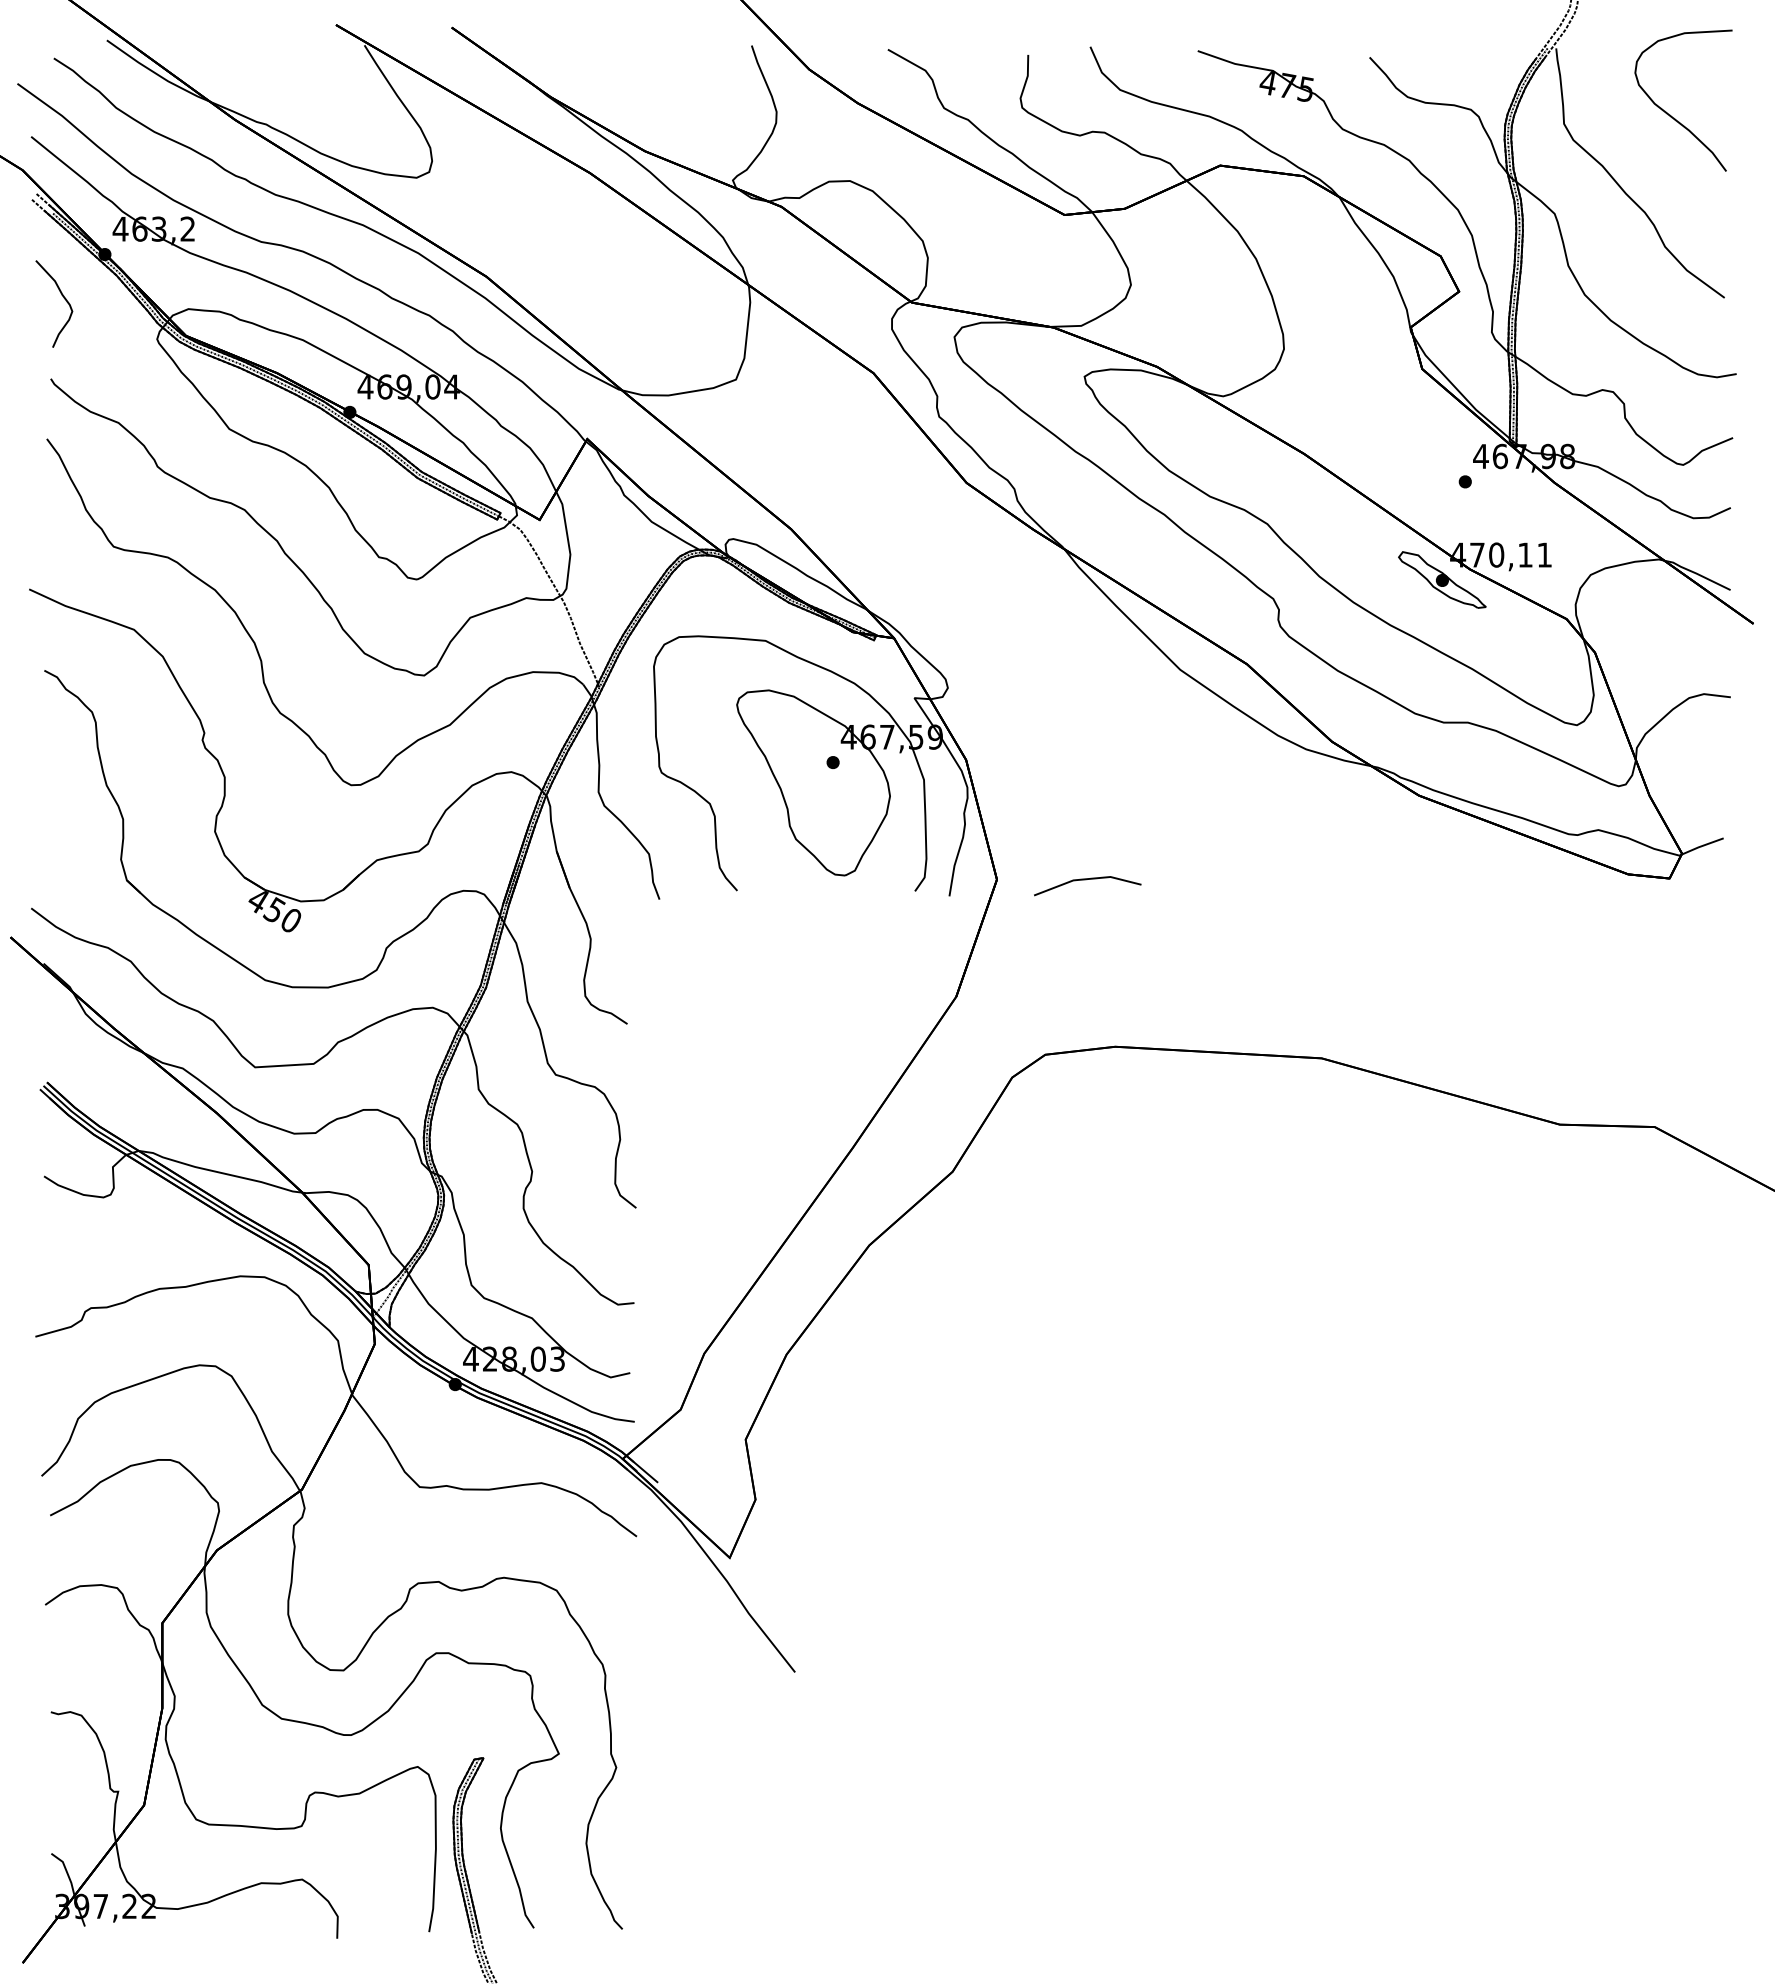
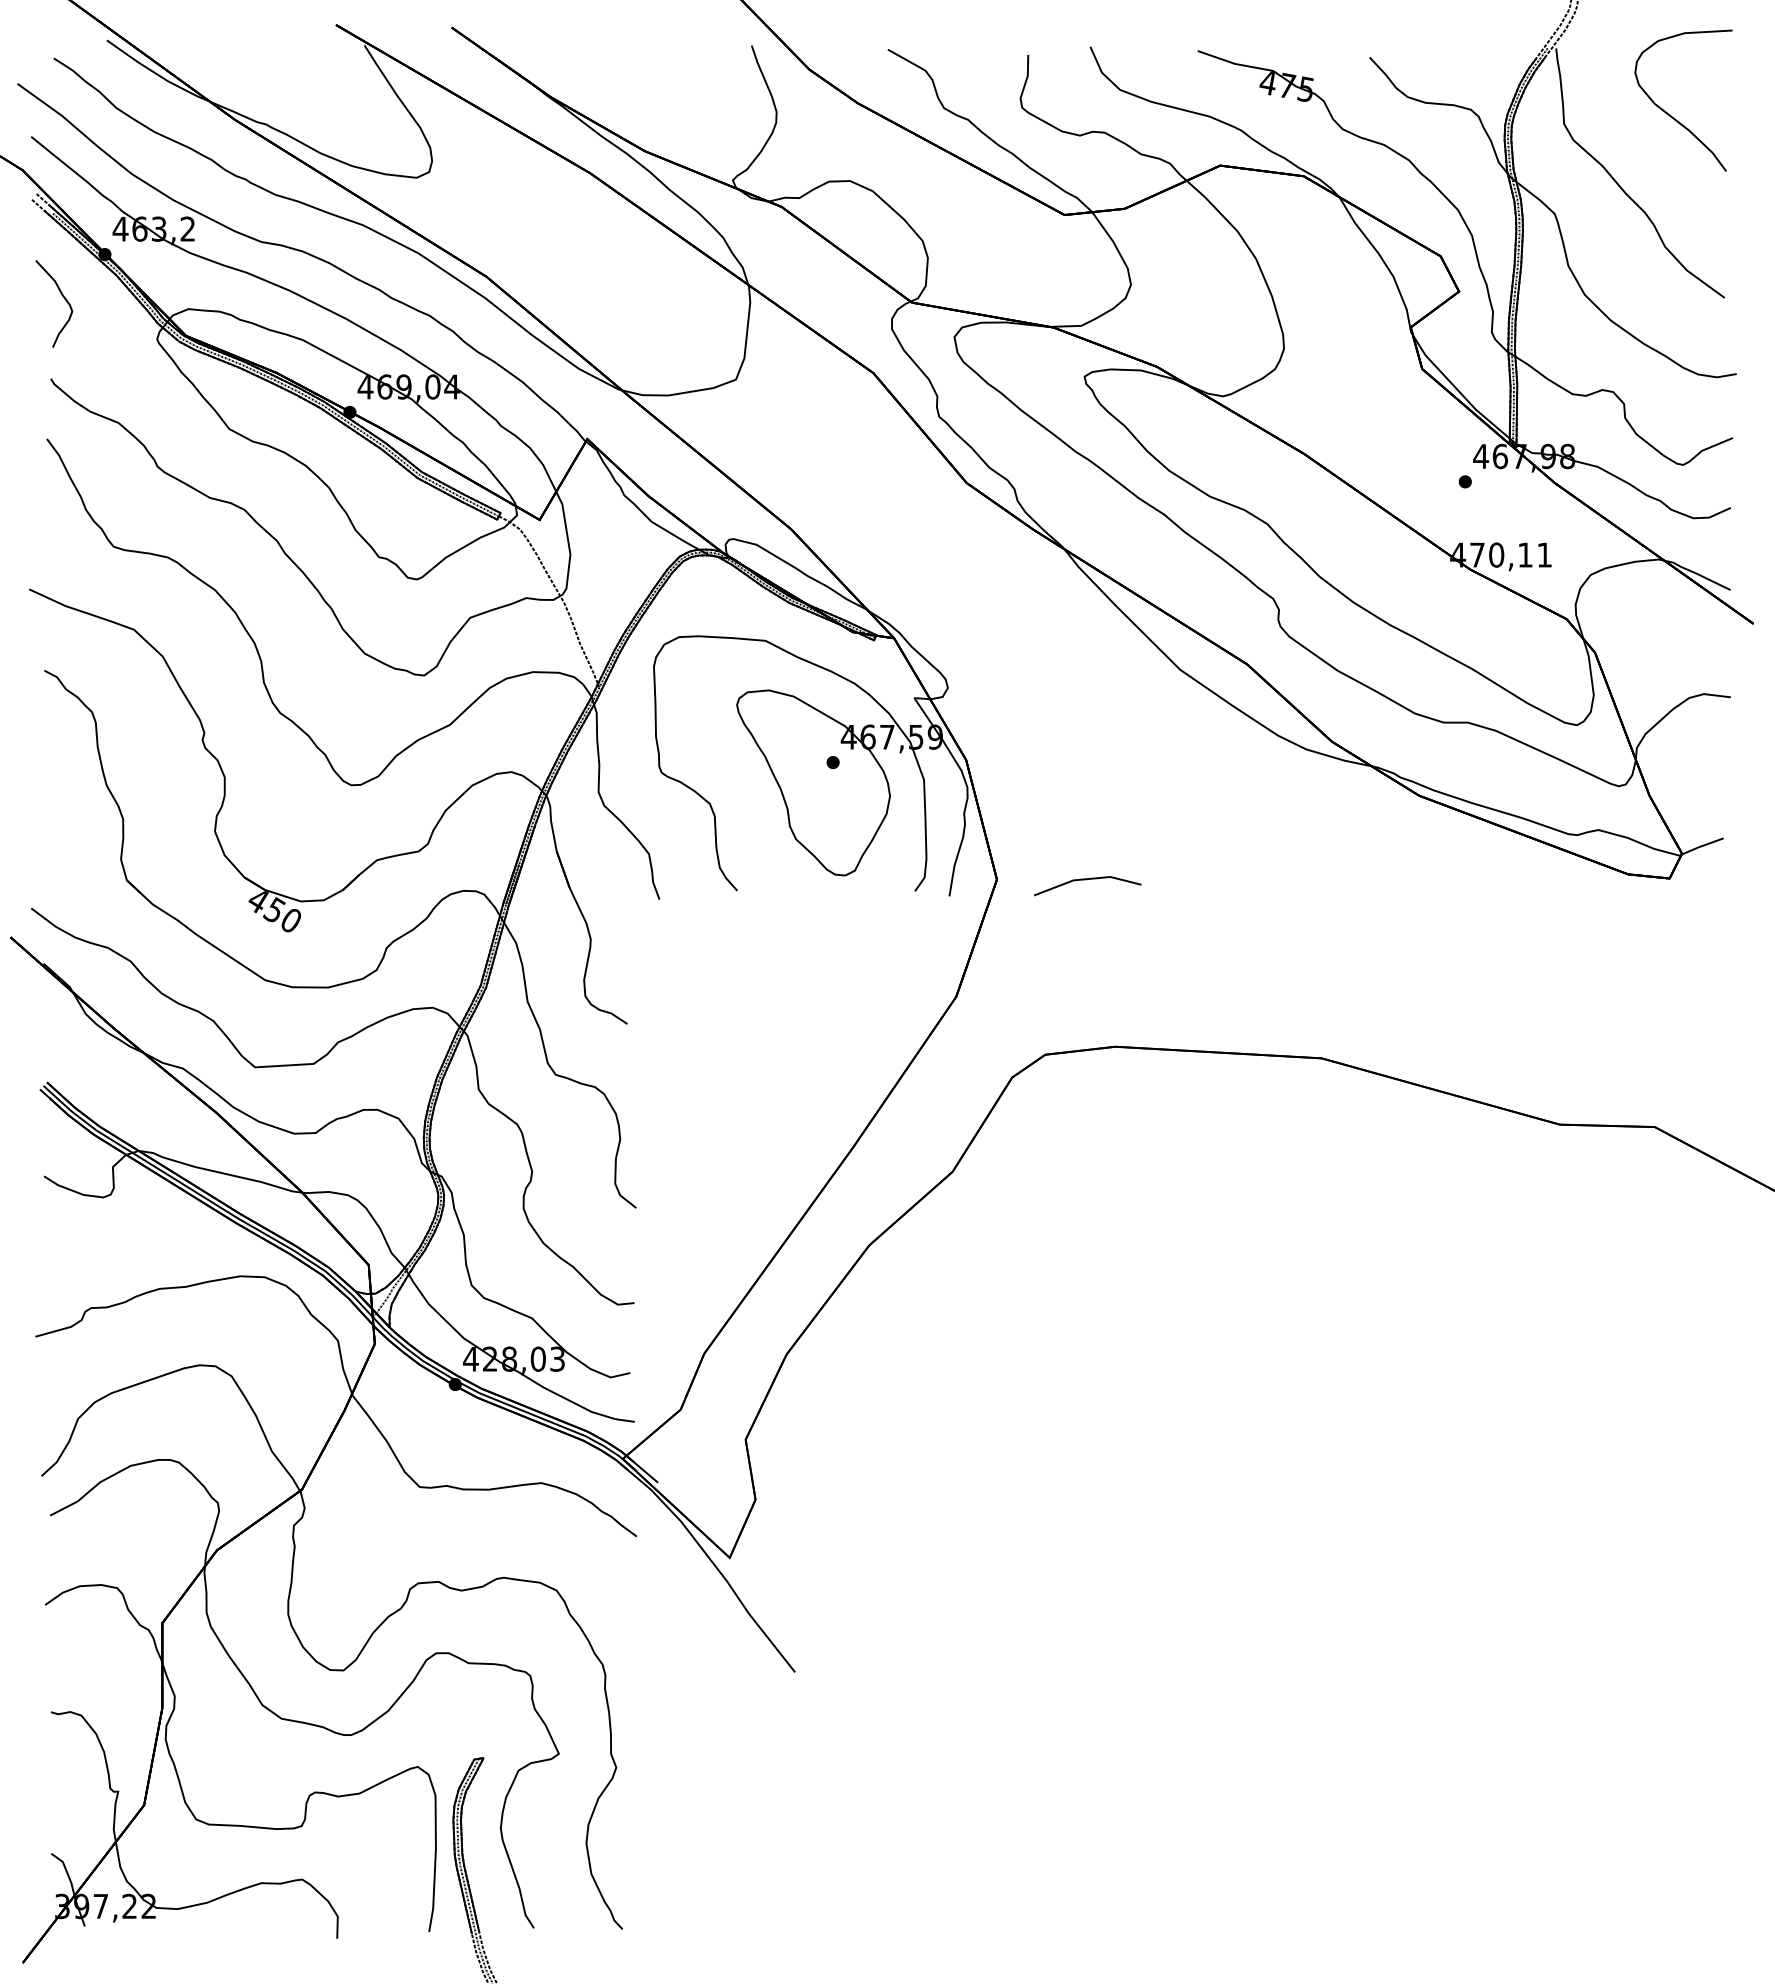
part: present -> none (1442, 579)
